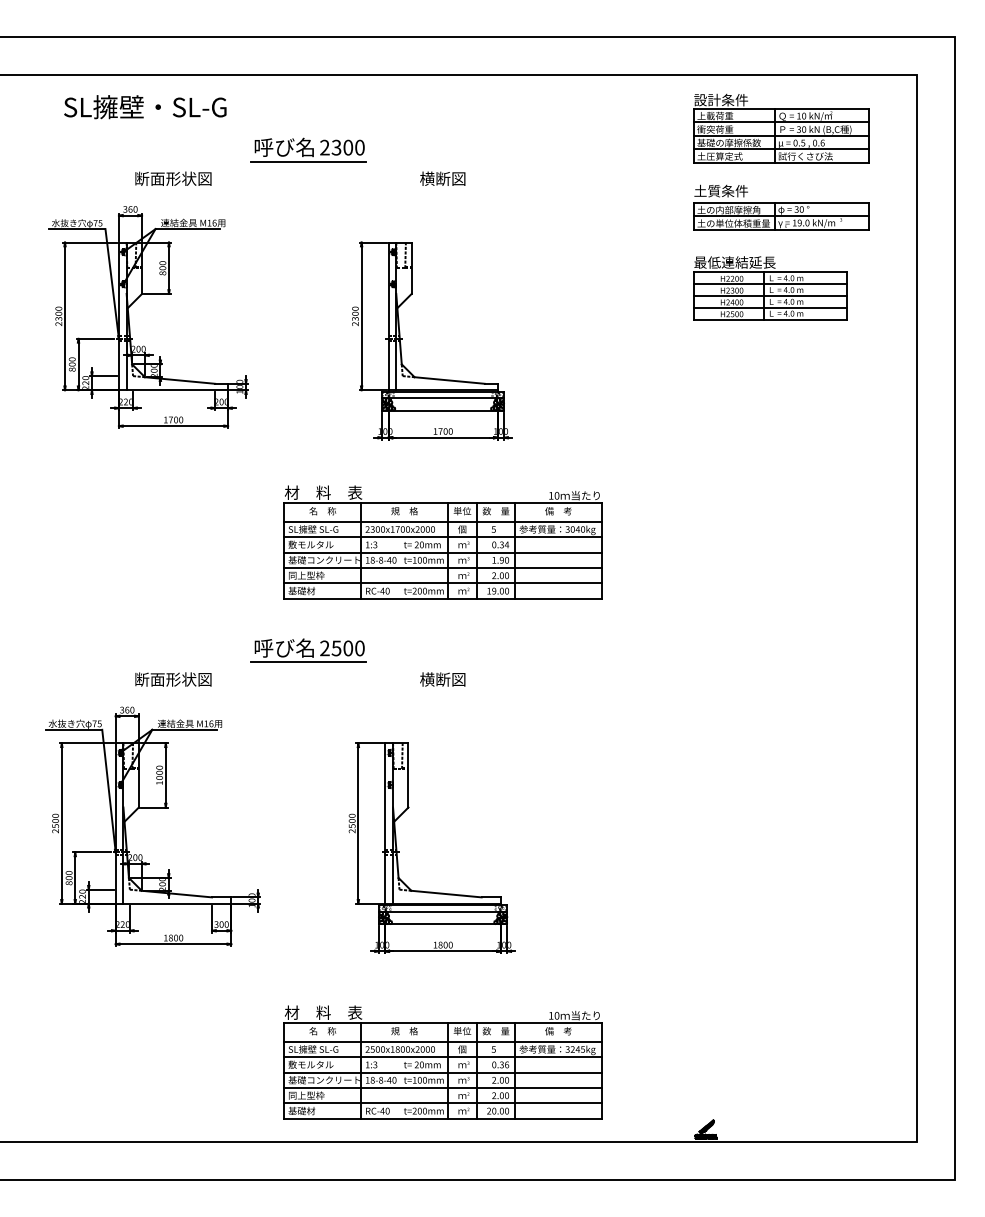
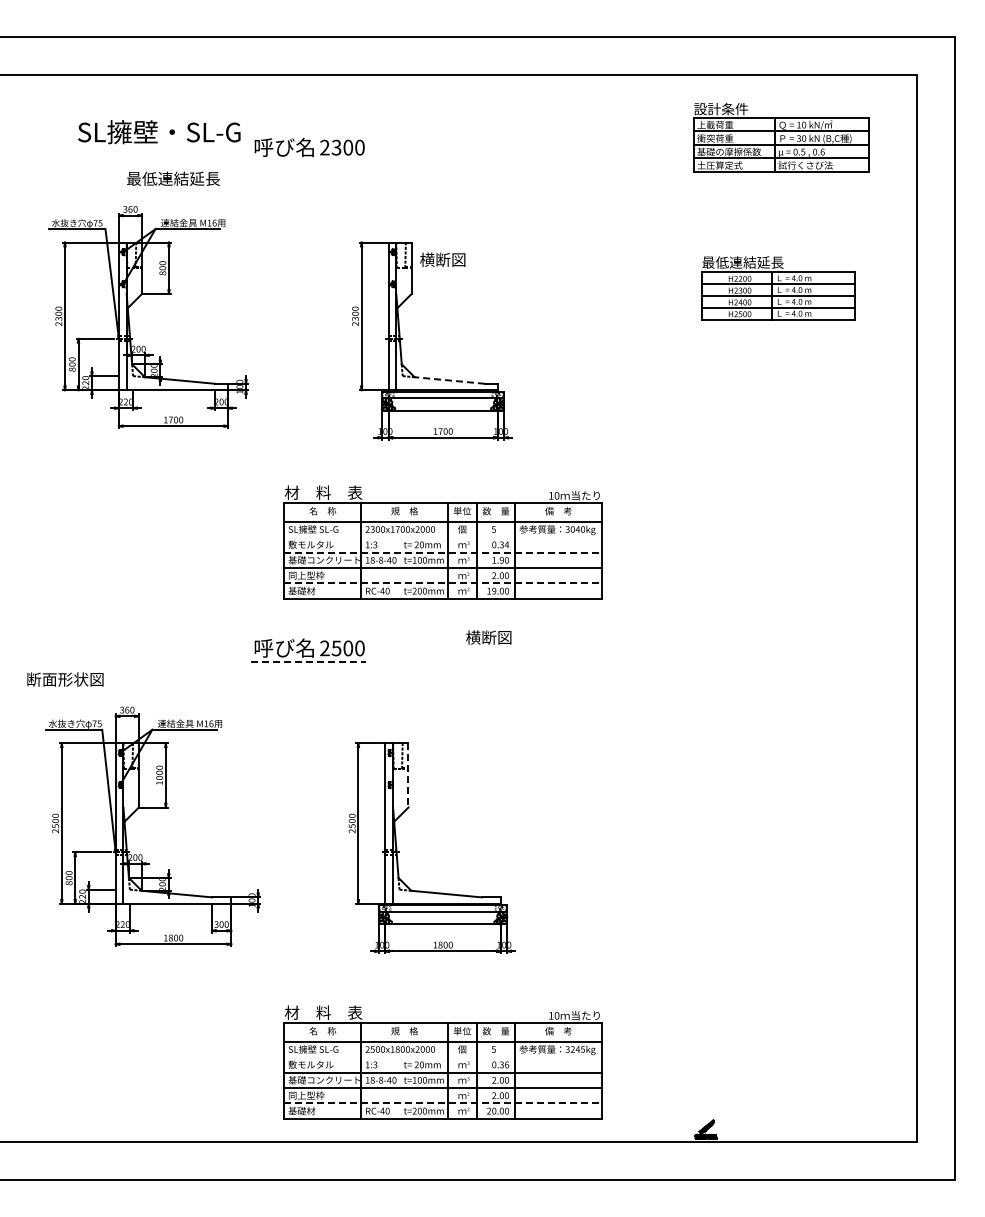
text position: (145, 107) -> (159, 132) (159, 132)
part position: (781, 128) -> (781, 137) (781, 137)
line: present -> none (308, 161)
text: 断面形状図 -> 最低連結延長 (173, 178)
text position: (442, 178) -> (442, 259) (442, 259)
part: present -> none (781, 207)
part position: (770, 288) -> (778, 288) (778, 288)
line: solid -> dashed (449, 380)
line: present -> none (443, 537)
line: solid -> dashed (443, 552)
line: solid -> dashed (443, 583)
line: solid -> dashed (308, 662)
text position: (173, 679) -> (65, 679) (65, 679)
text position: (442, 679) -> (488, 637) (488, 637)
line: solid -> dashed (408, 775)
line: present -> none (443, 1057)
line: solid -> dashed (443, 1103)
